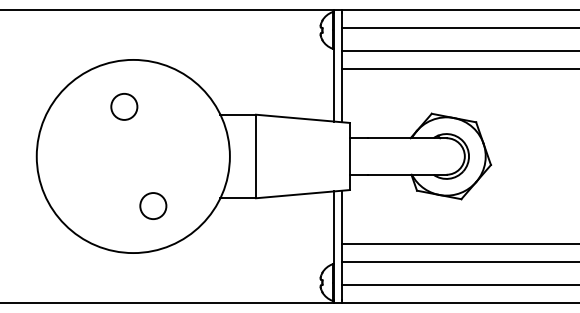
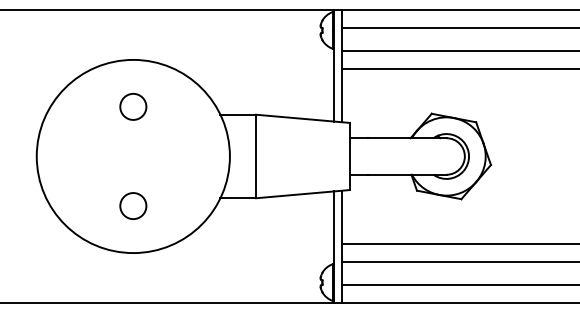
circle position: (124, 106) -> (133, 106) (133, 106)
circle position: (153, 205) -> (133, 205) (133, 205)
